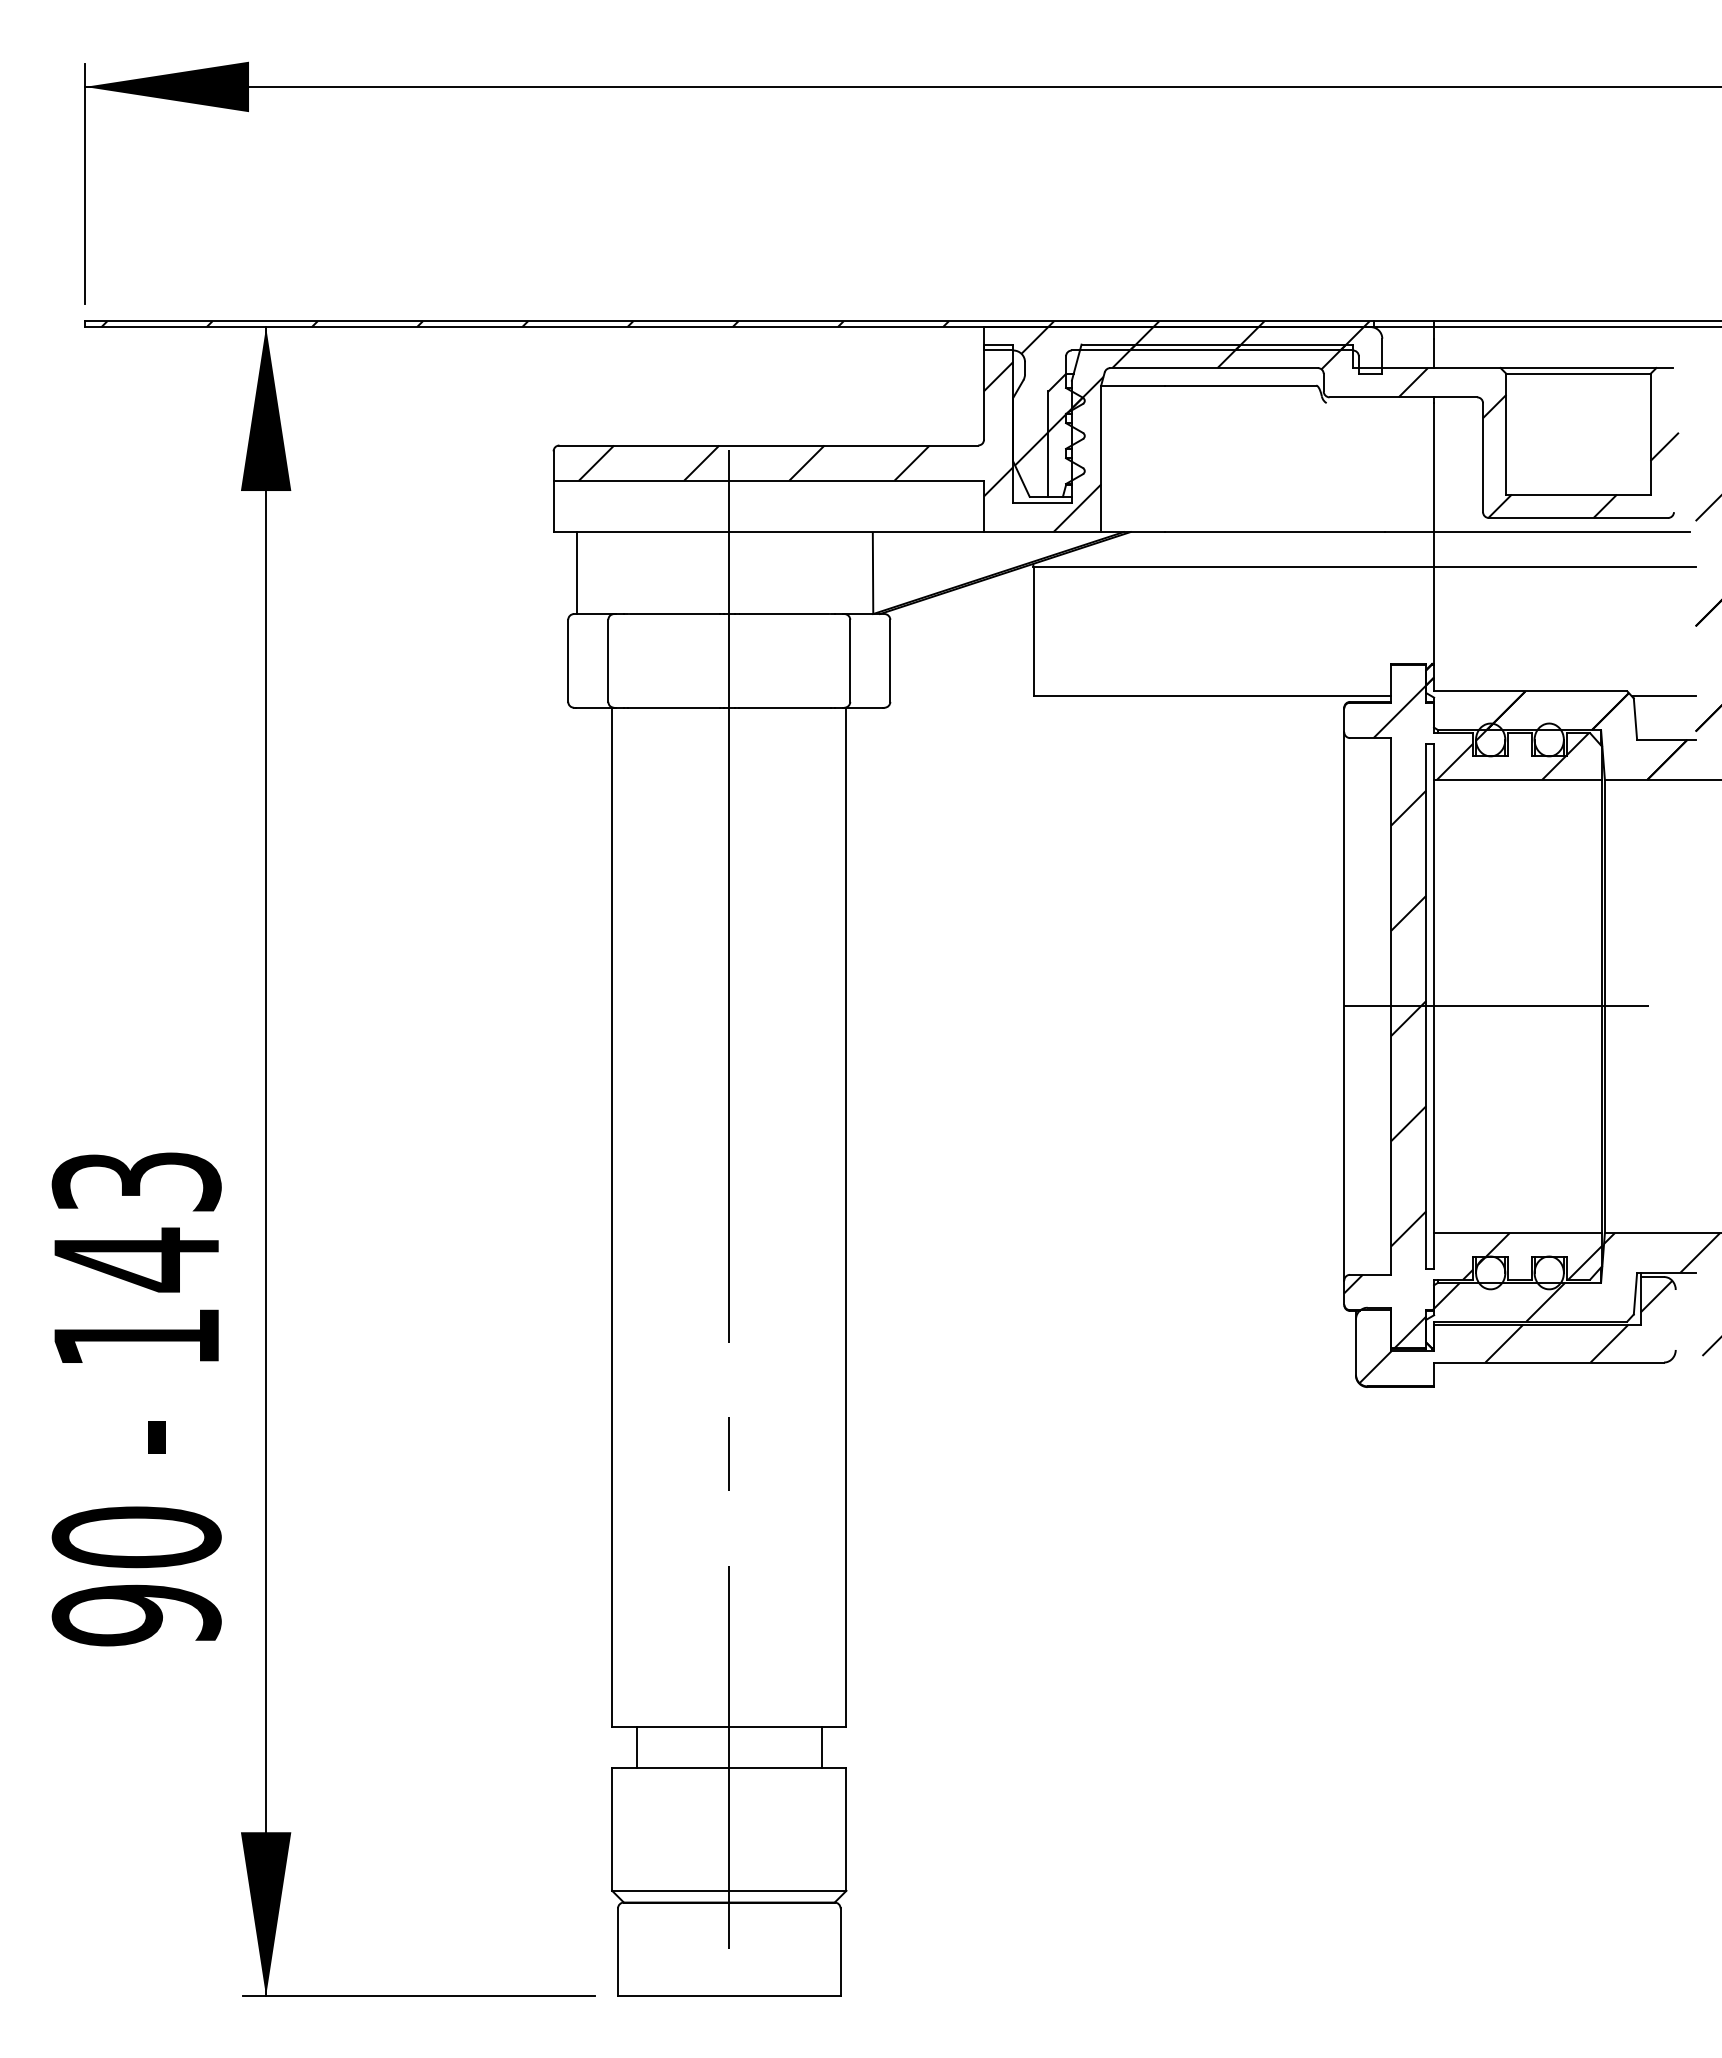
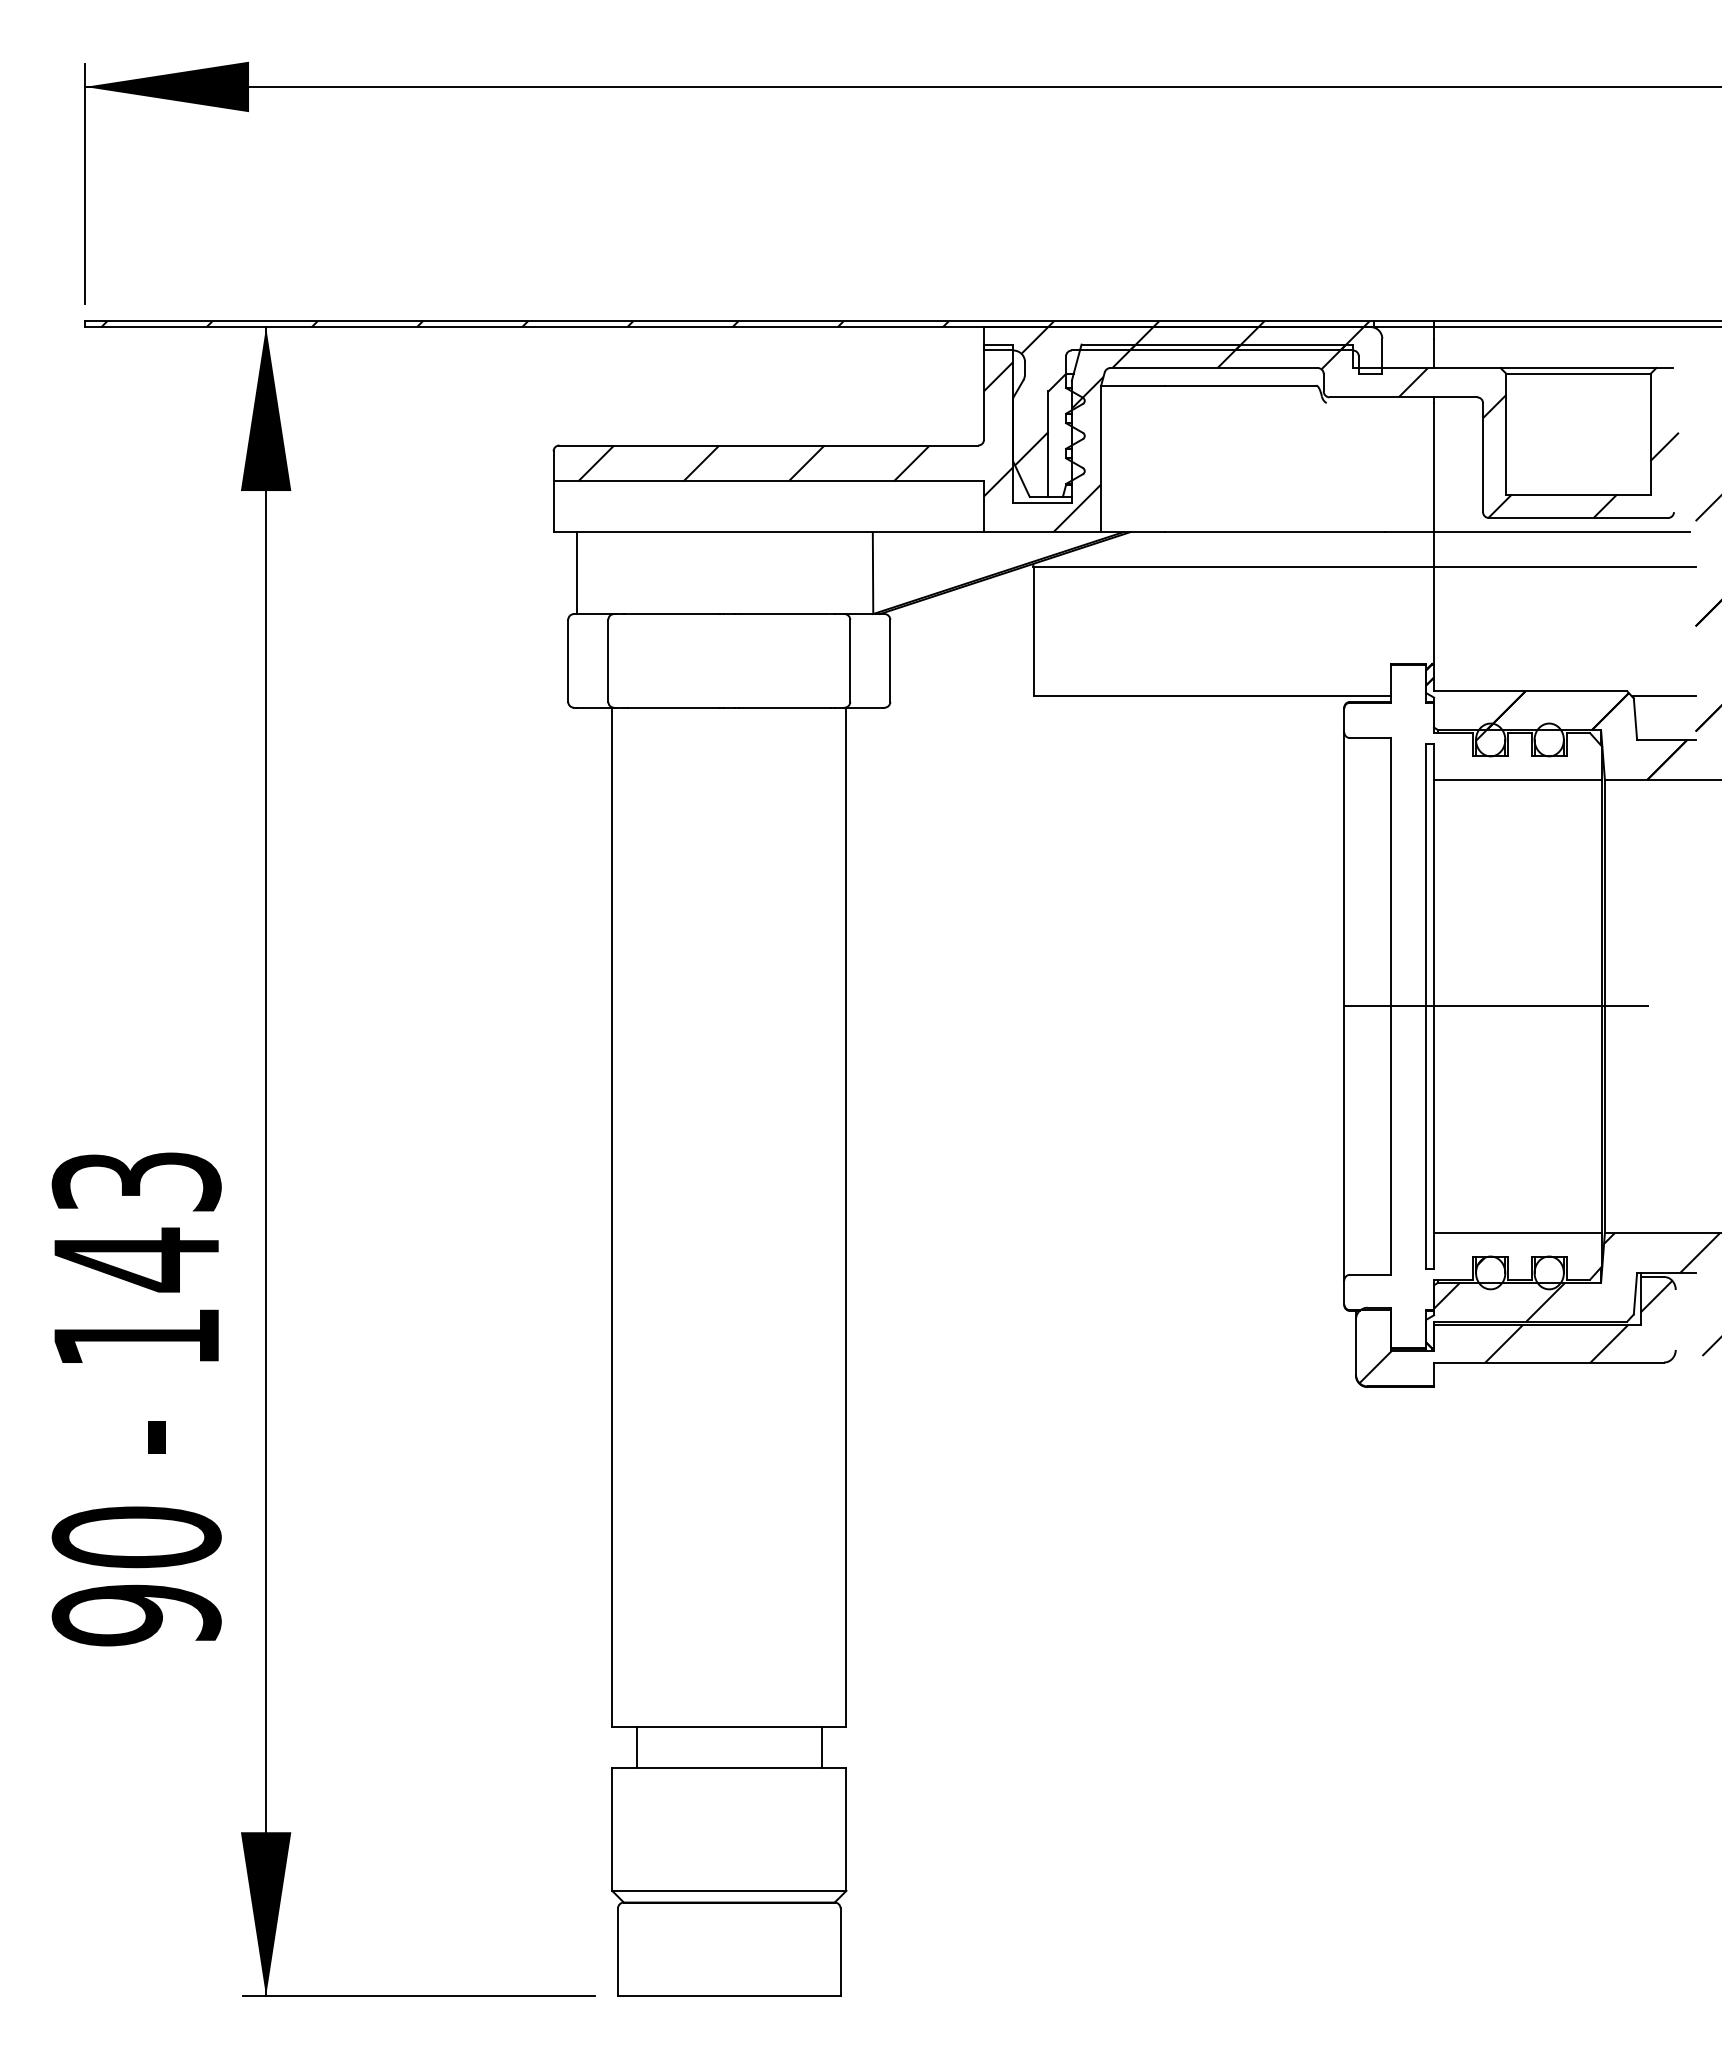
hatch: present -> none (1065, 414)
hatch: present -> none (1472, 1016)
line: present -> none (729, 1199)
